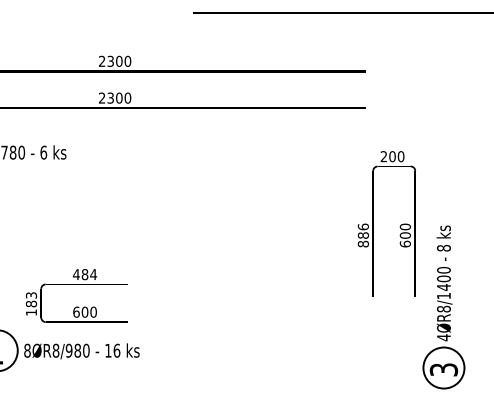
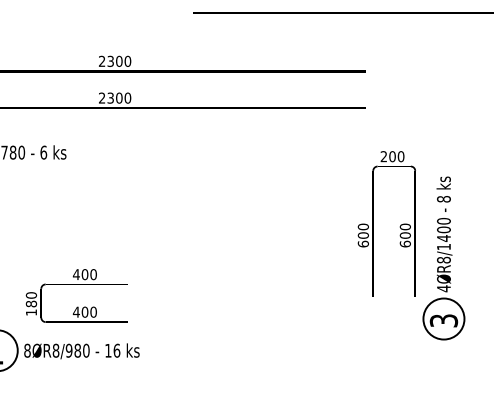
text: 886 -> 600 (362, 235)
text: 484 -> 400 (89, 274)
text: 183 -> 180 (31, 295)
part position: (443, 307) -> (443, 258) (443, 258)
text: 600 -> 400 (75, 311)
